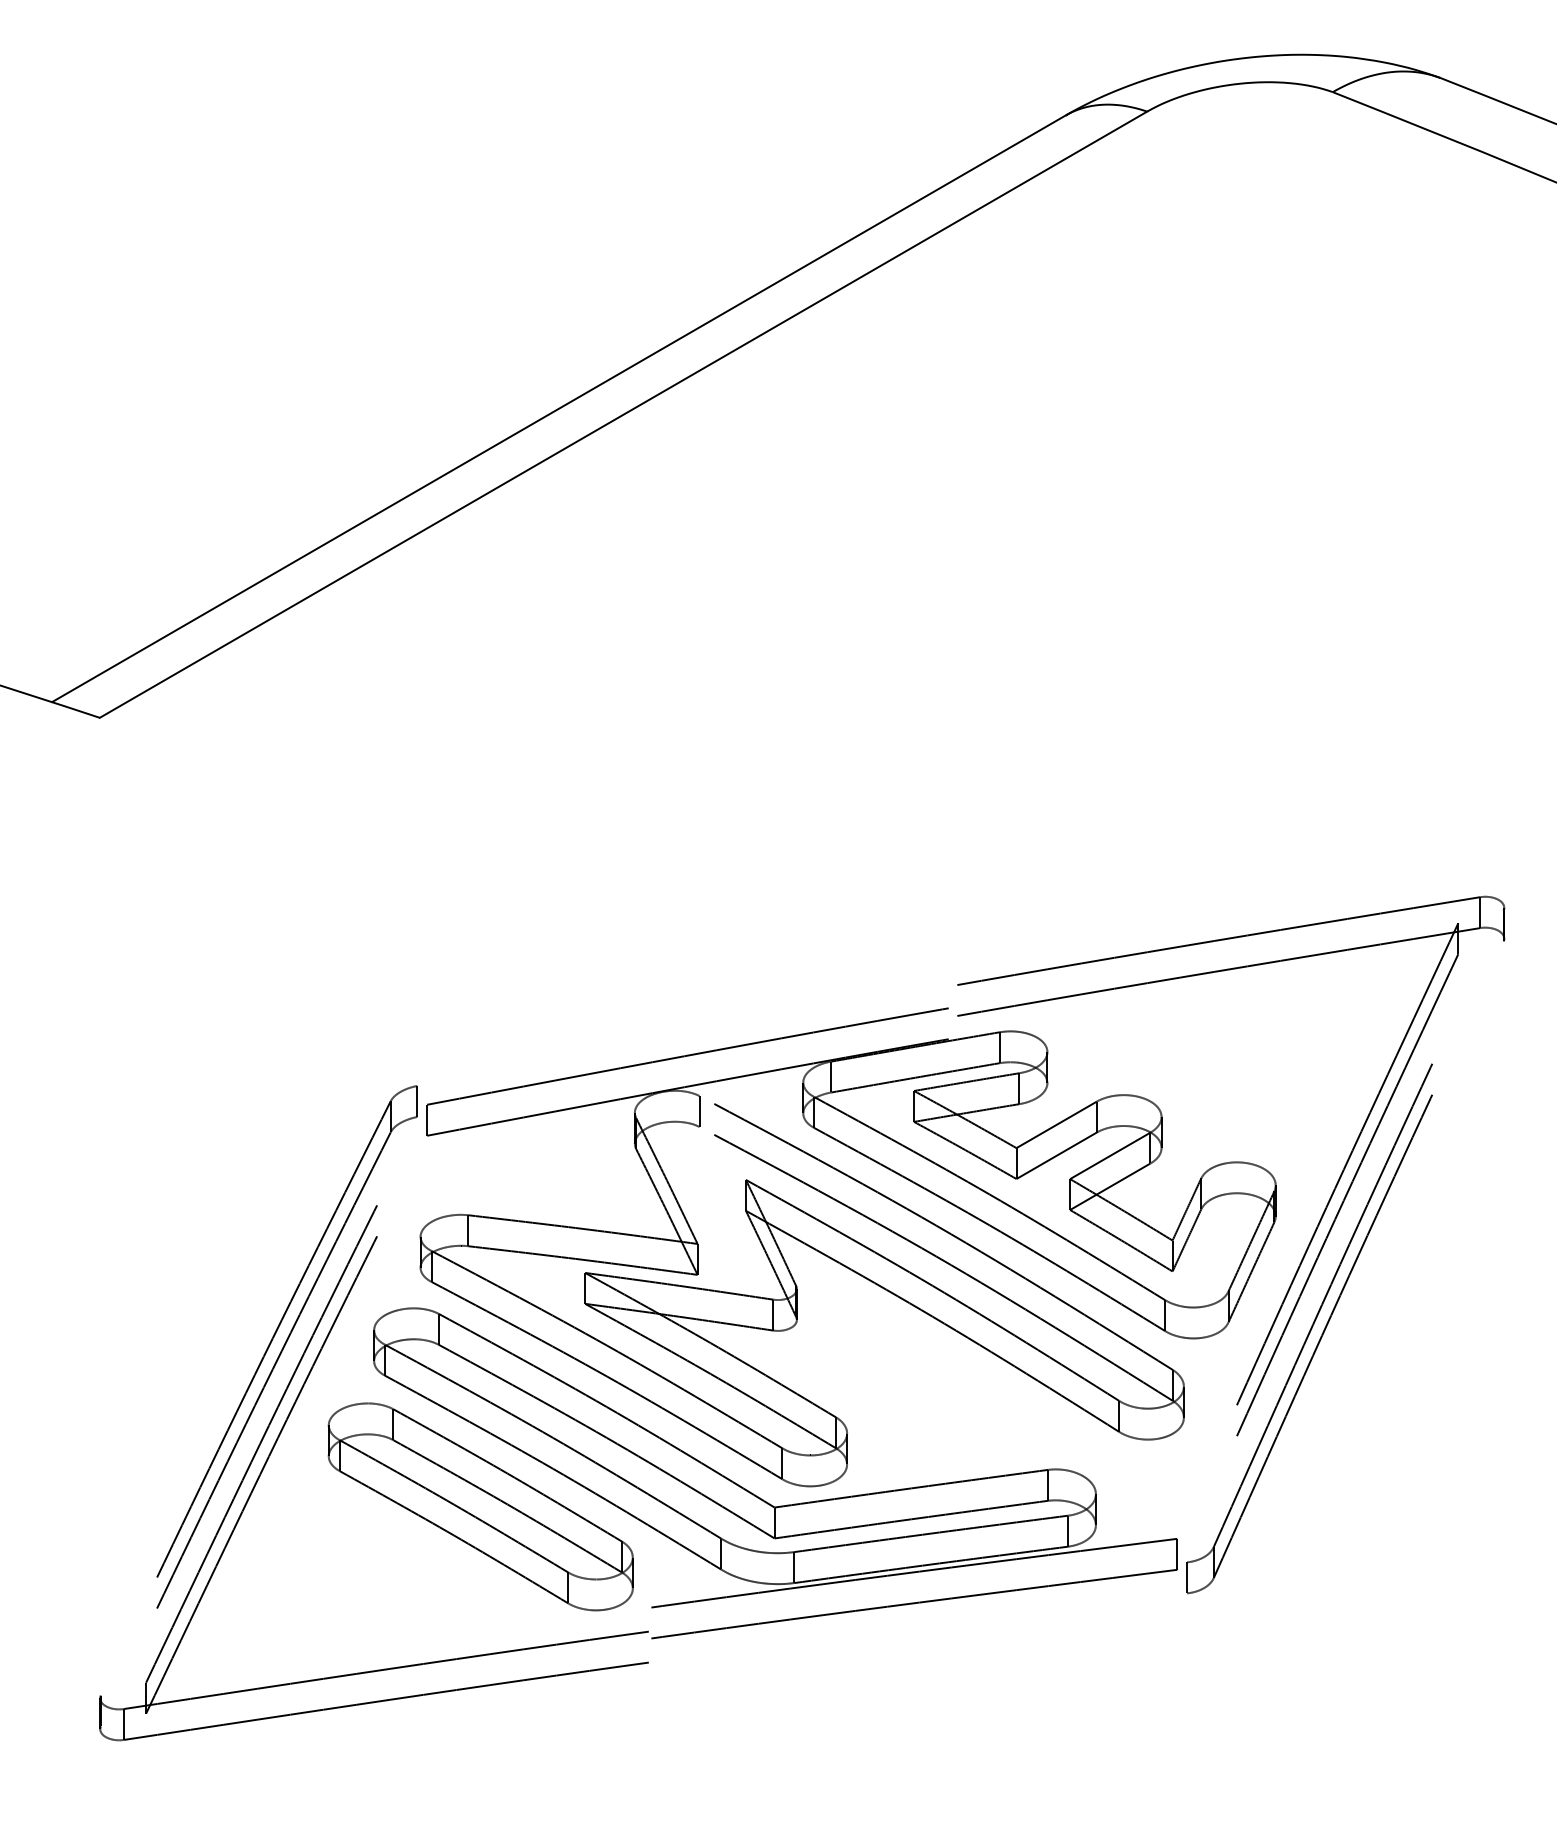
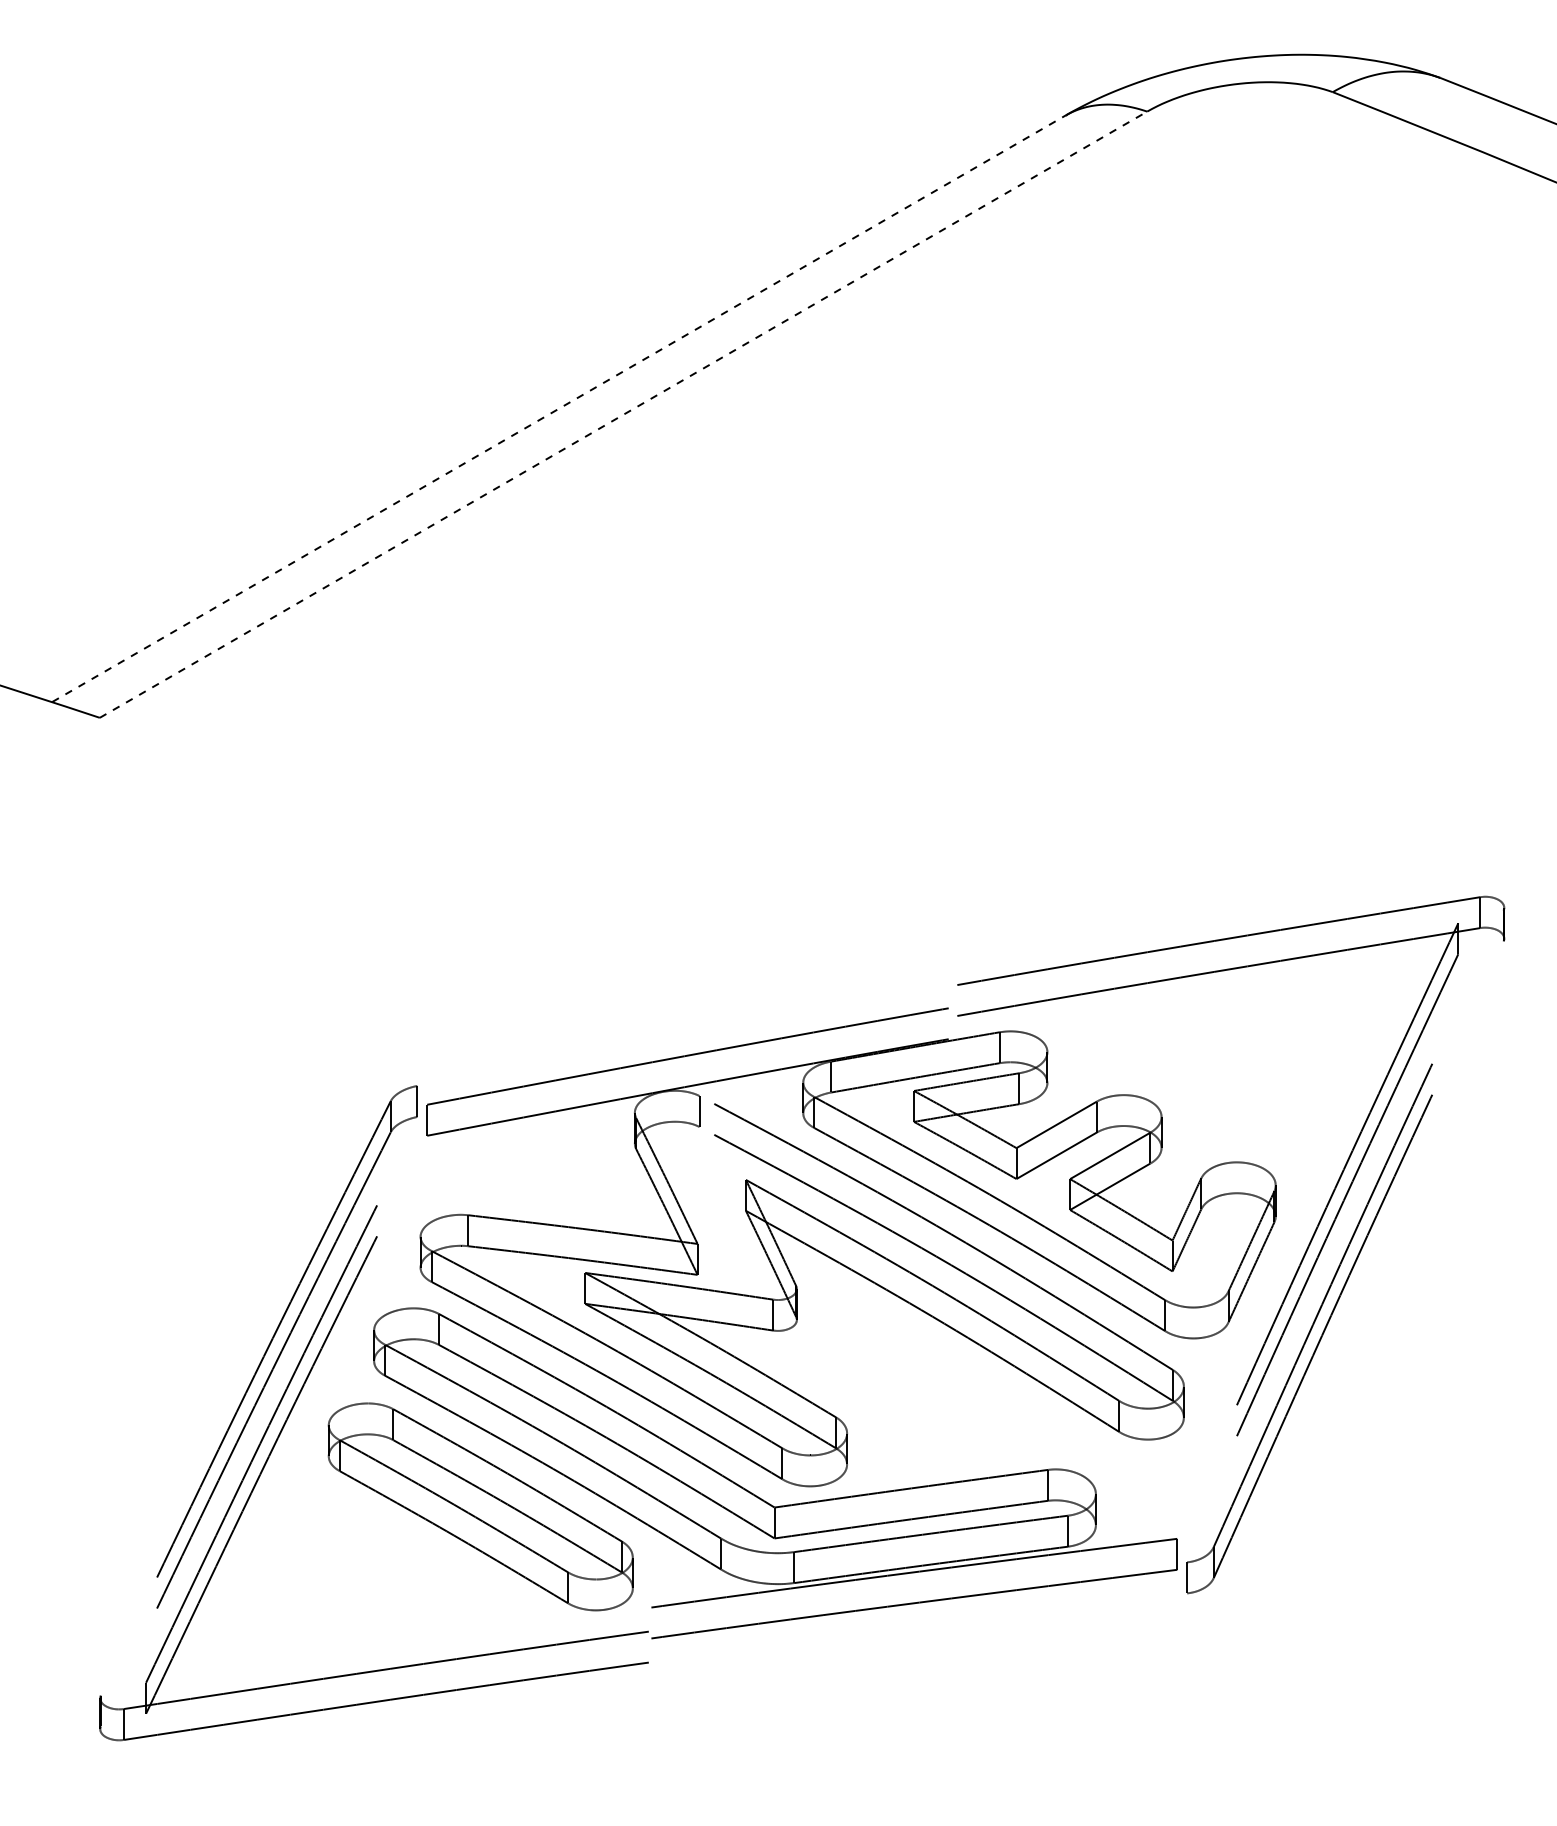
line: solid -> dashed (559, 408)
line: solid -> dashed (623, 414)
